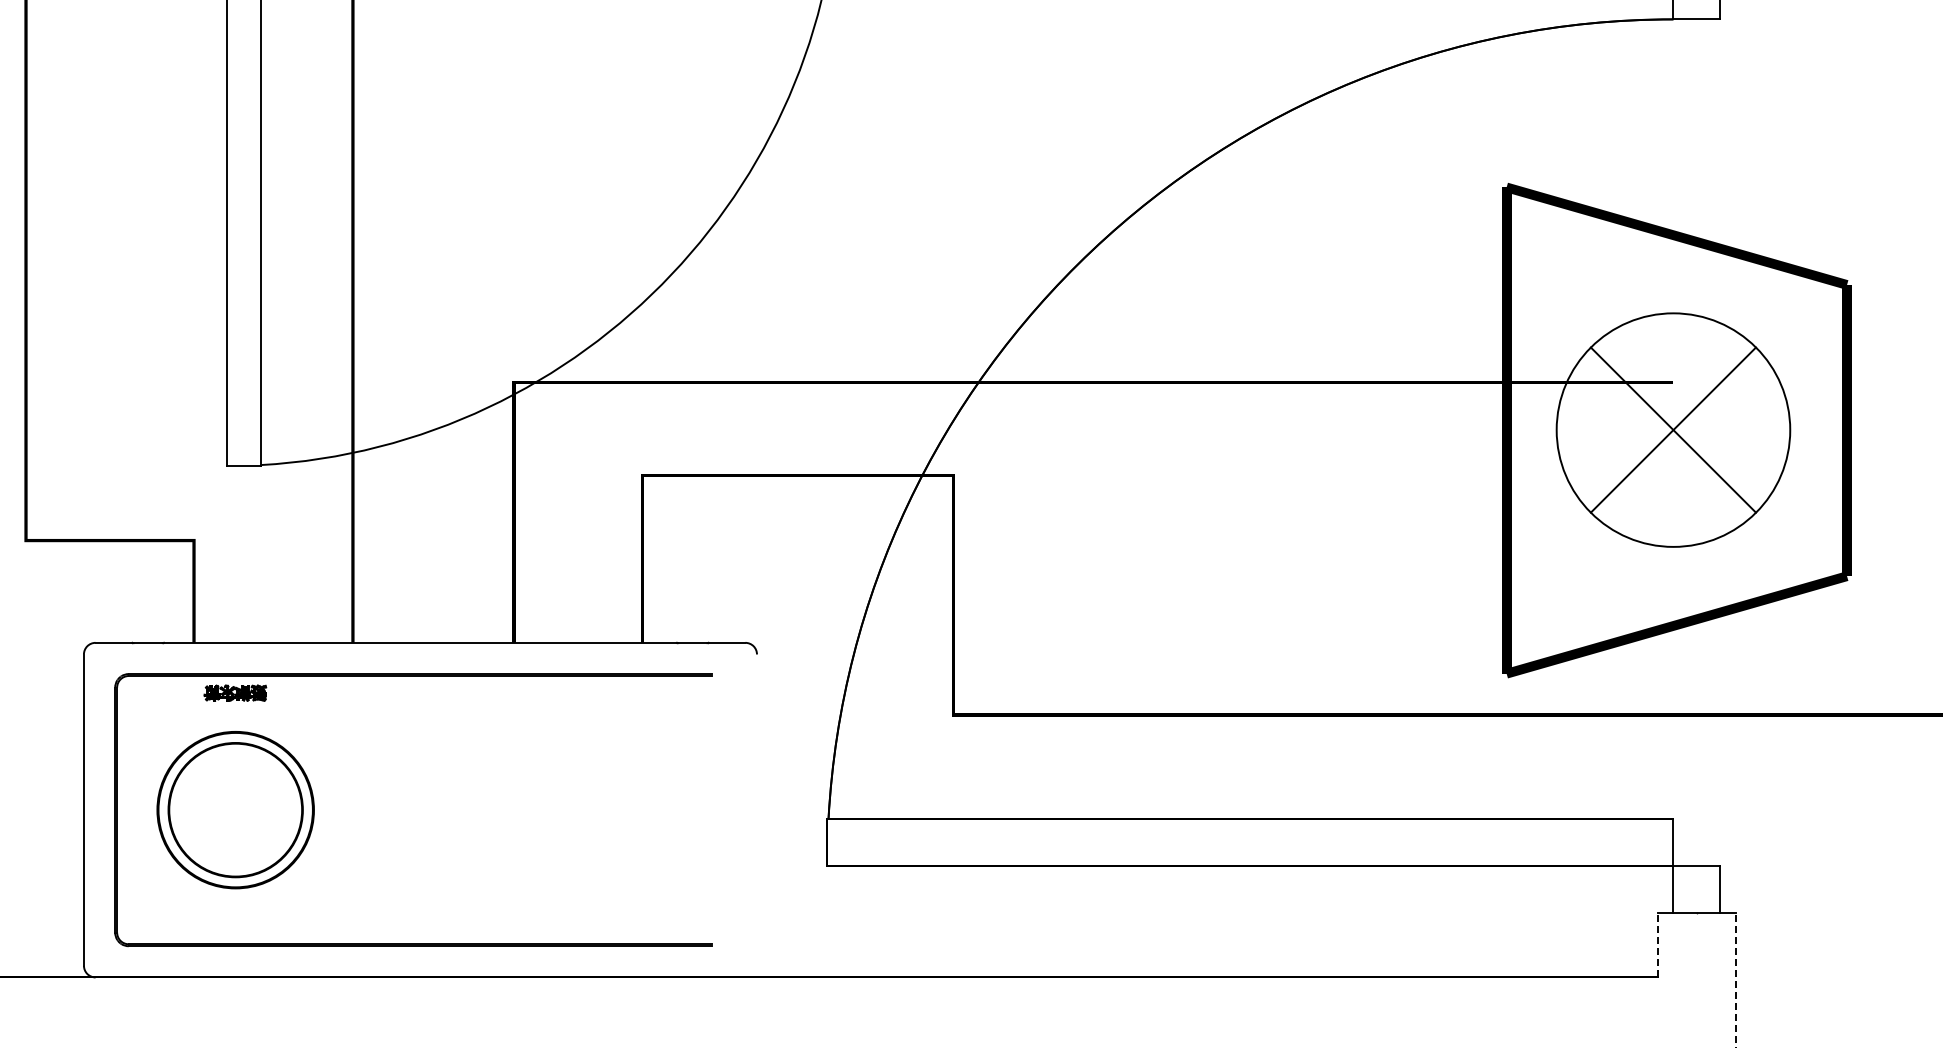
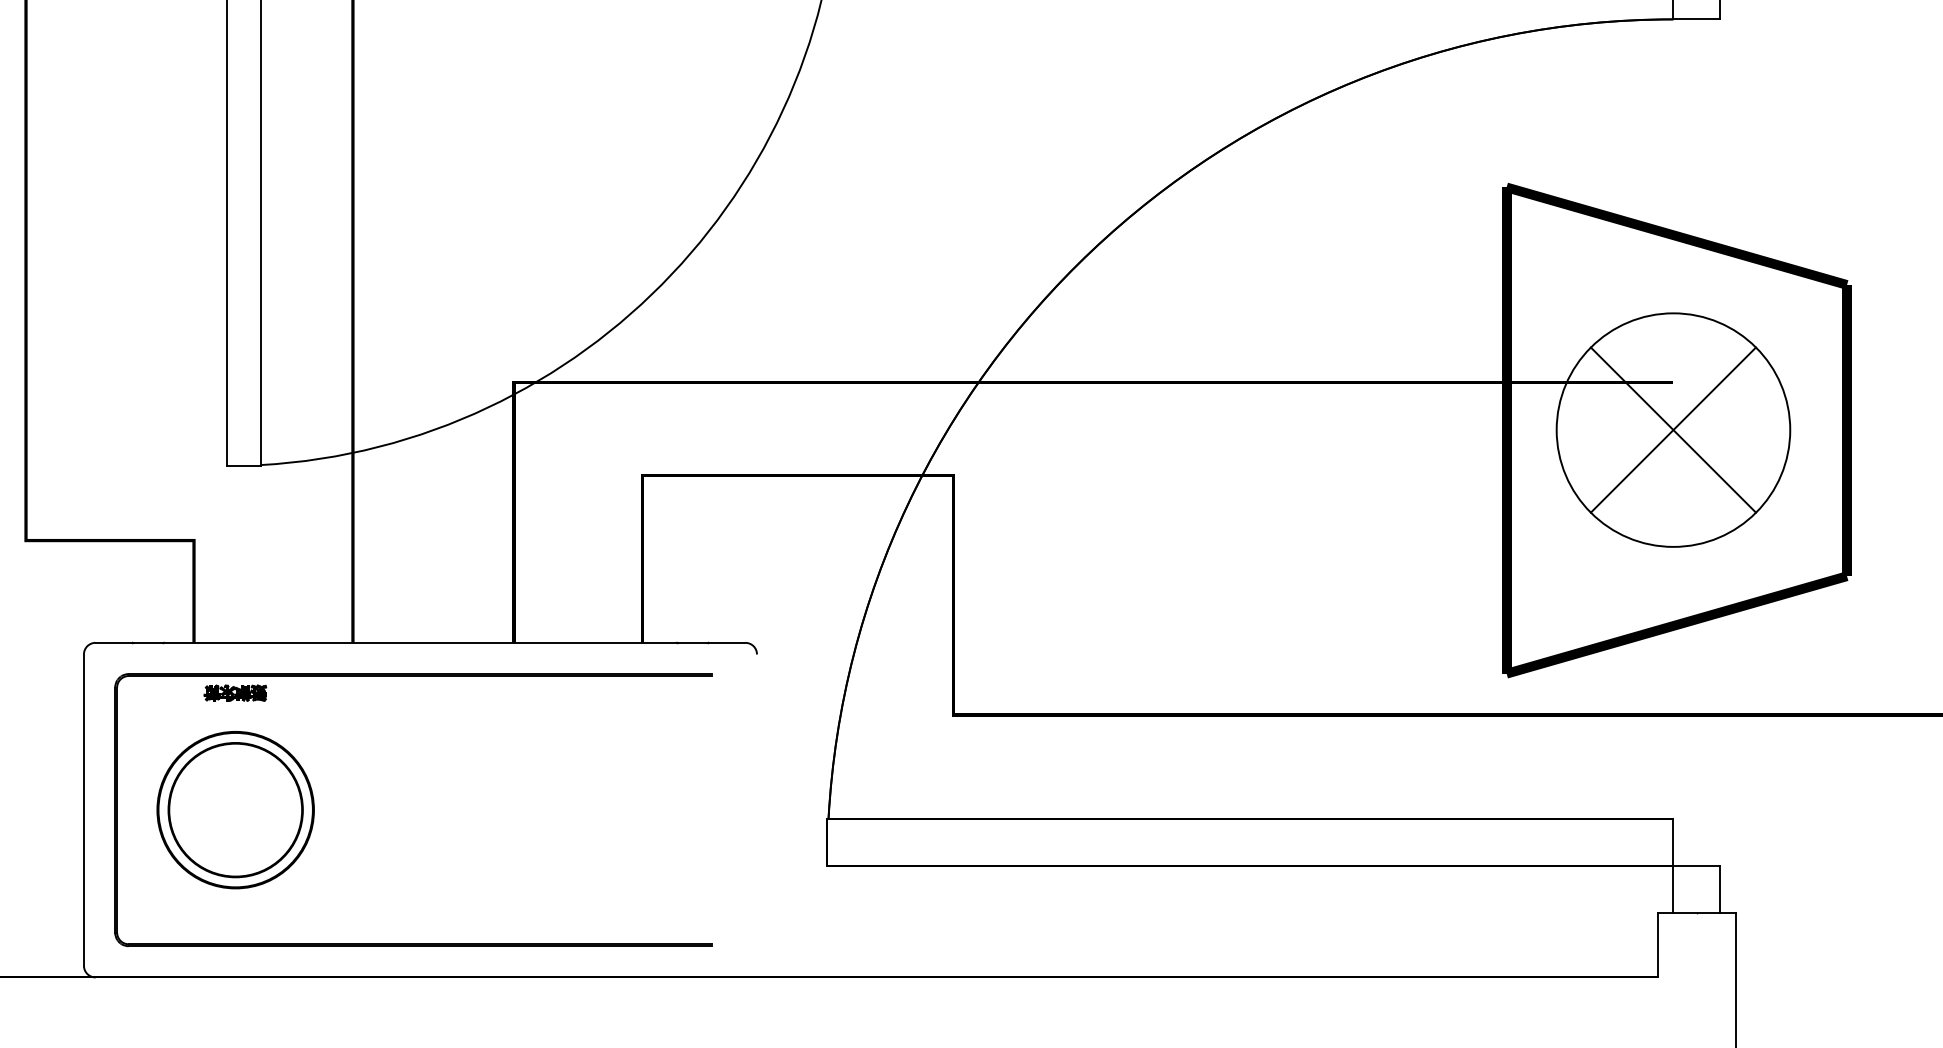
line: dashed -> solid (1658, 944)
line: dashed -> solid (1735, 979)
